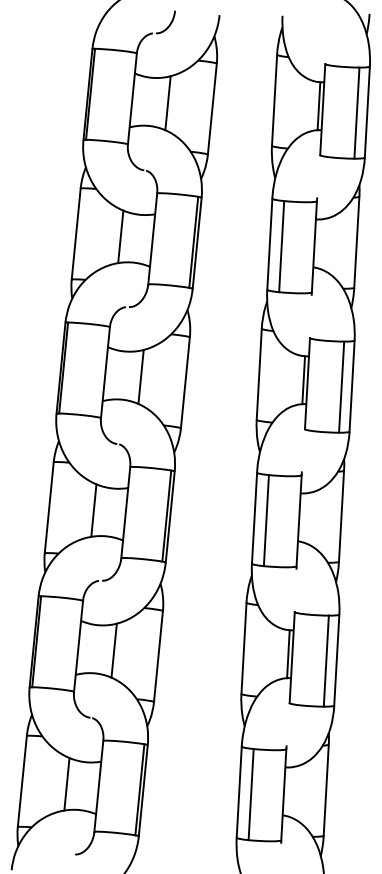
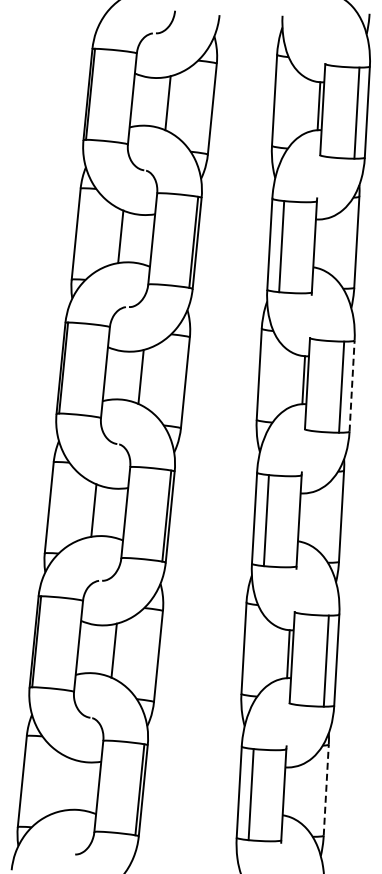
line: solid -> dashed (352, 386)
line: present -> none (66, 784)
line: solid -> dashed (326, 790)
